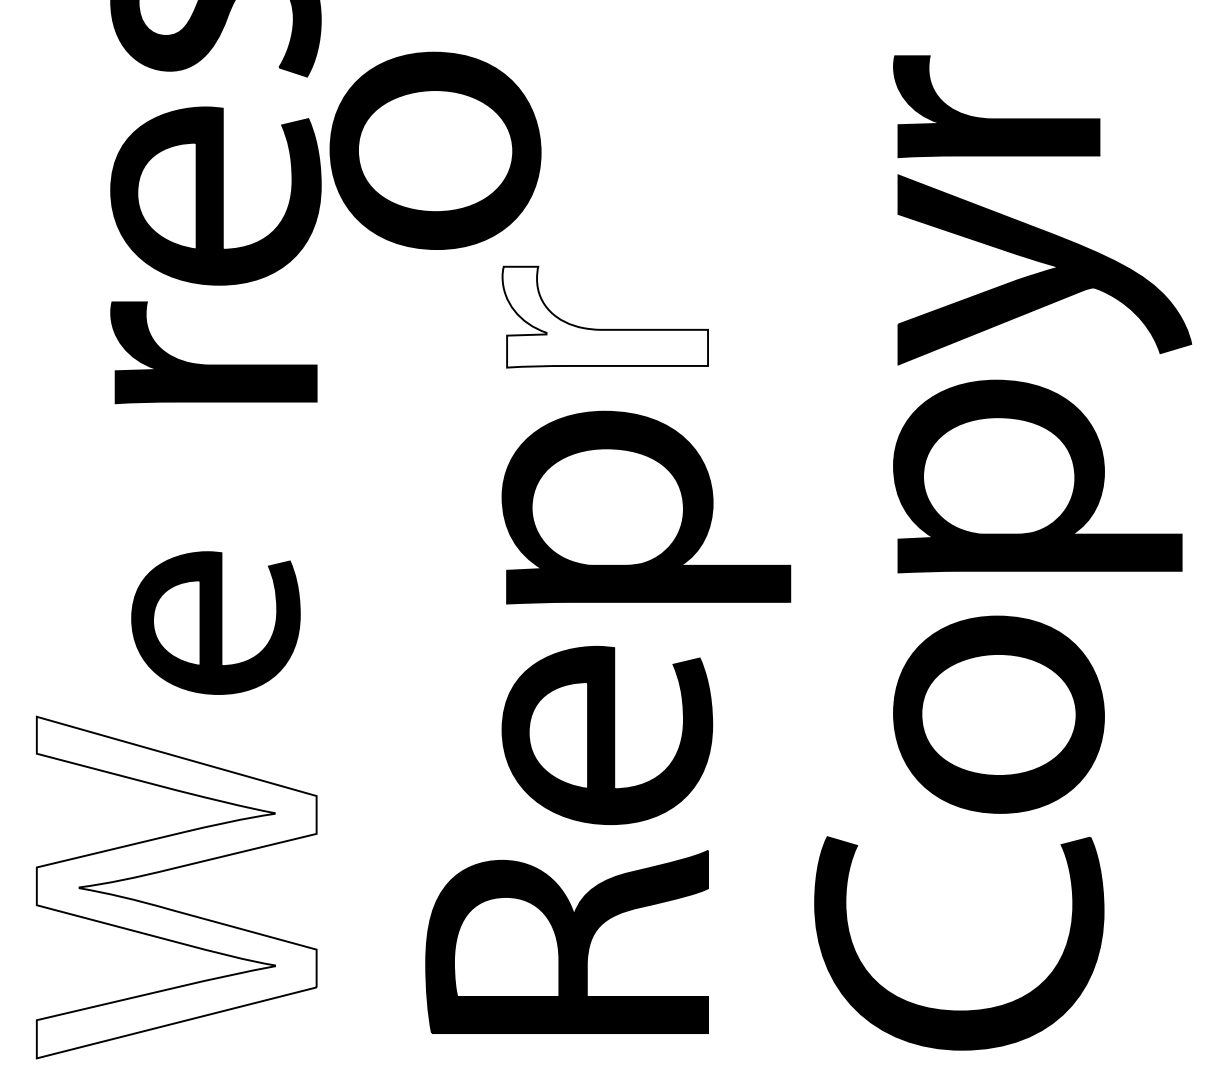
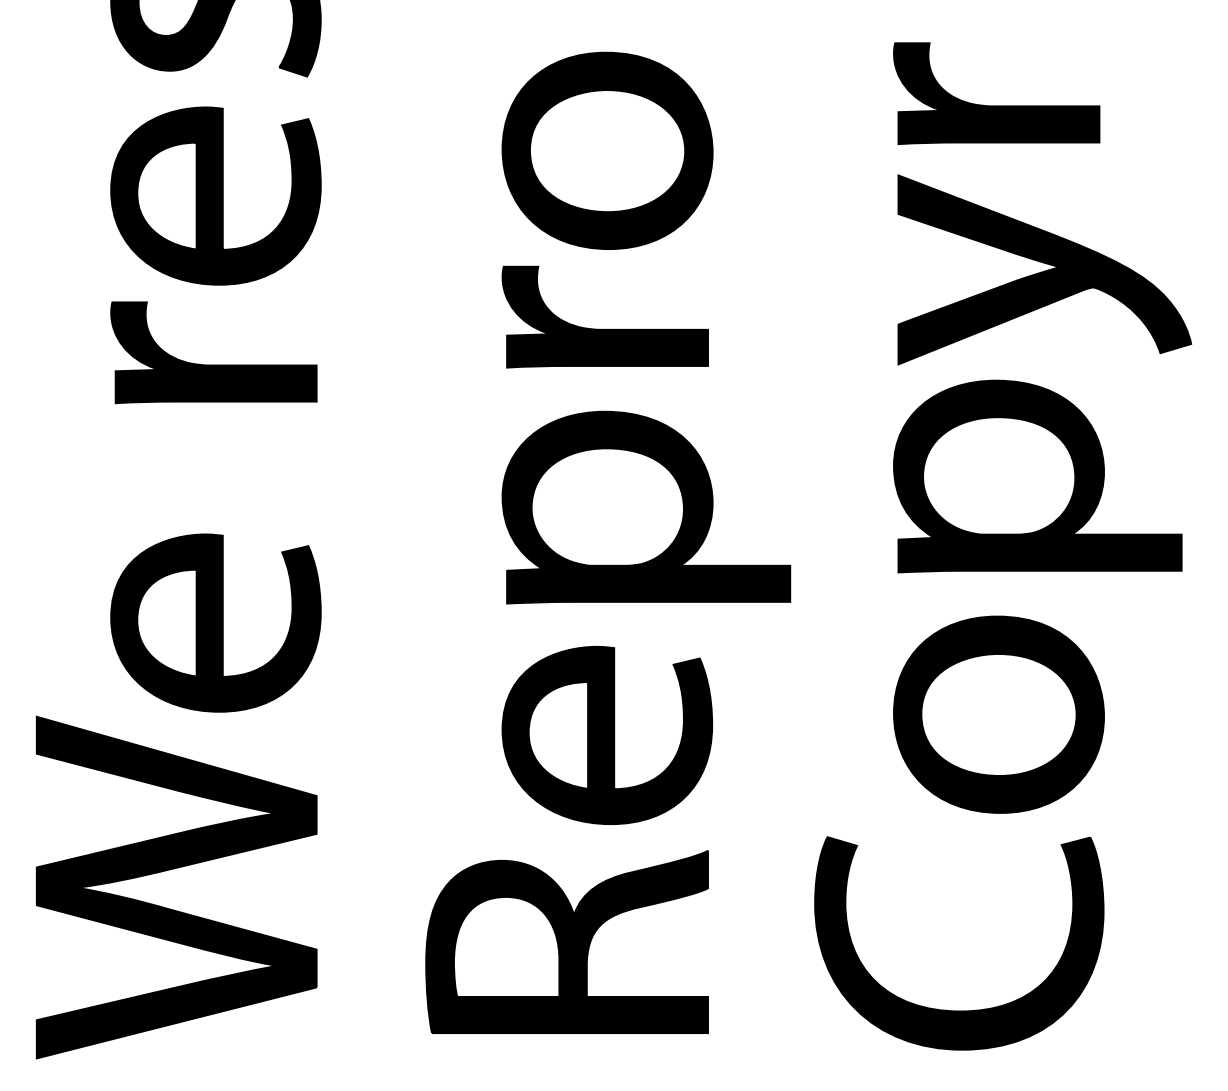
part position: (996, 118) -> (996, 105) (996, 105)
part position: (435, 150) -> (607, 150) (607, 150)
fill: none -> present (605, 316)
part size: 170x144 px -> 212x180 px (215, 622)
fill: none -> present (176, 887)
